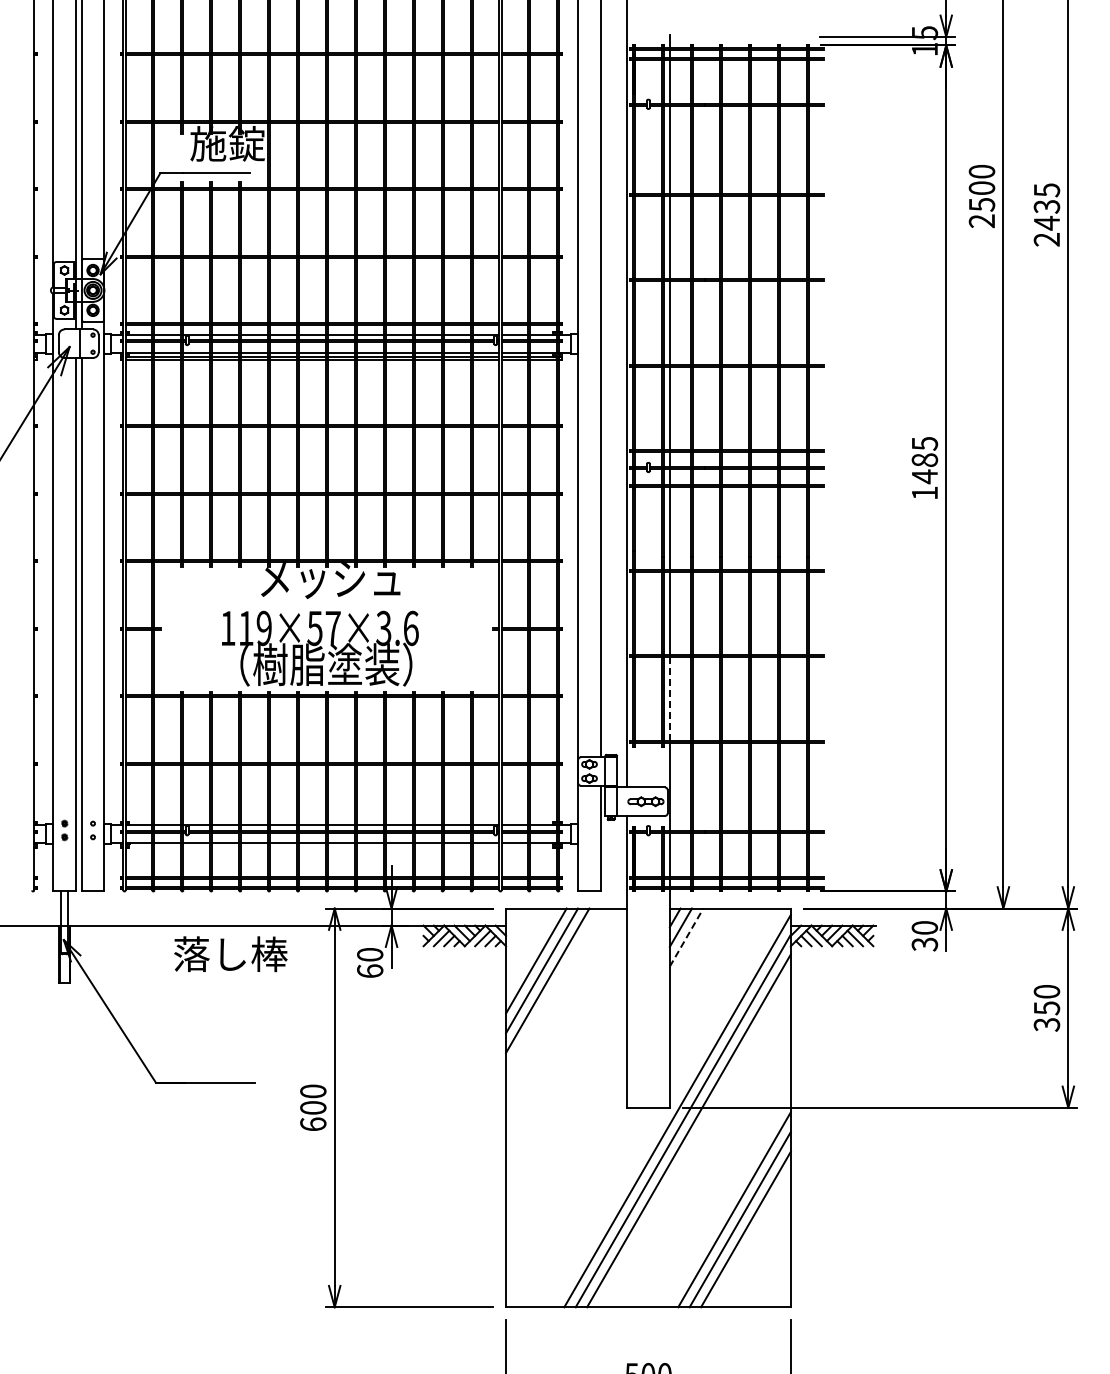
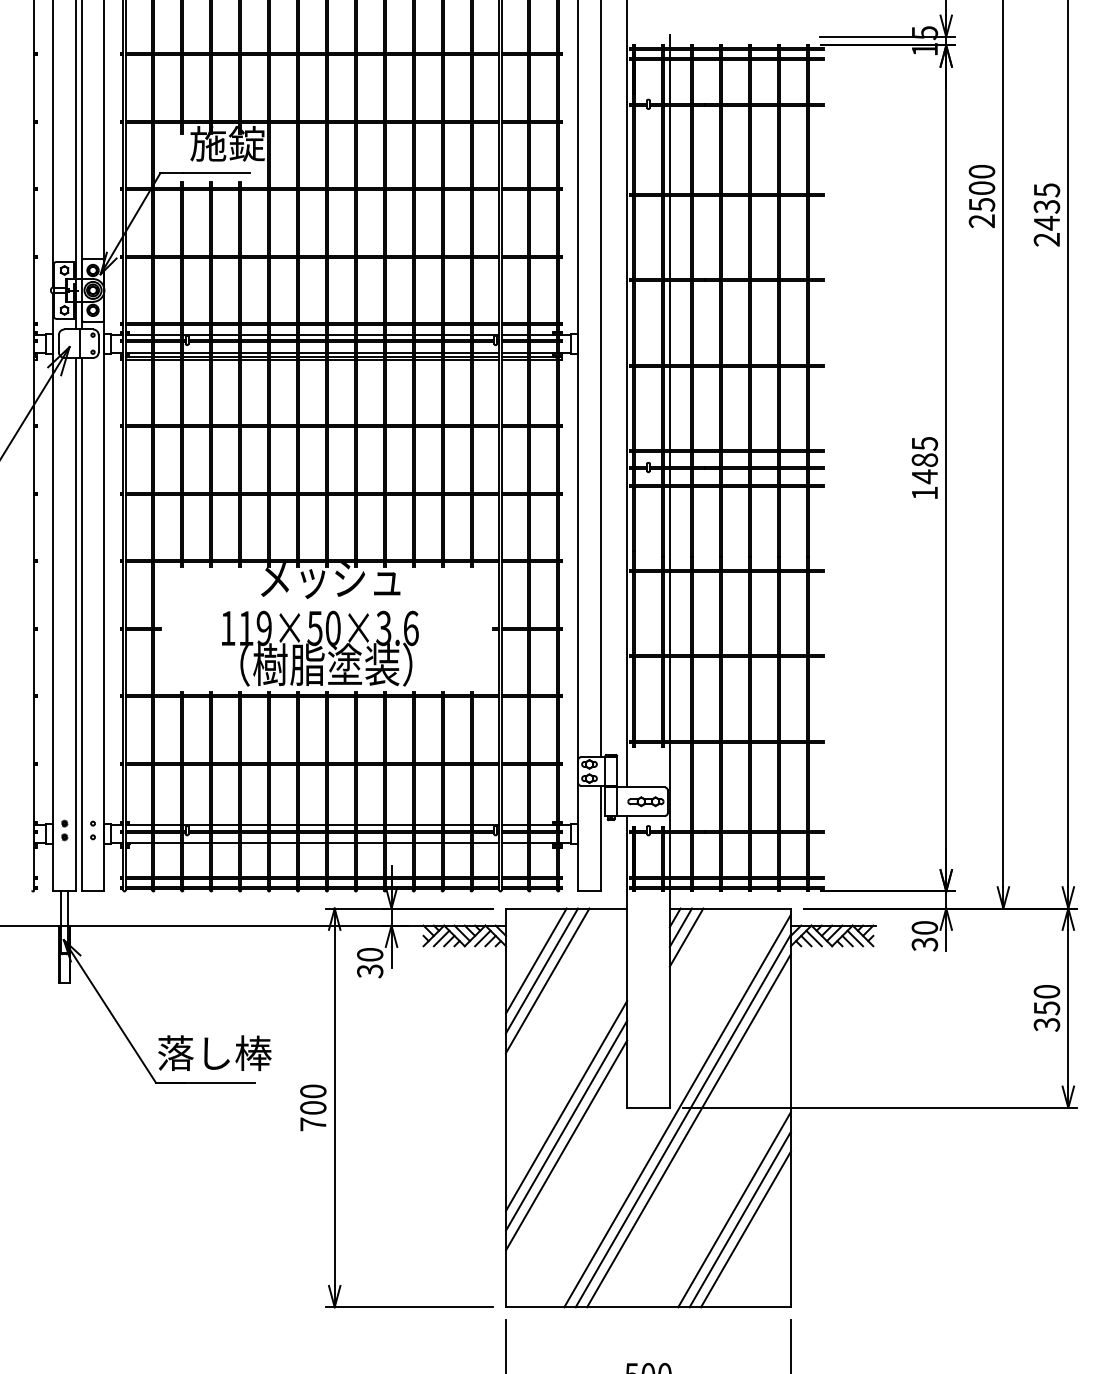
text: 119×57×3.6 -> 119×50×3.6 (332, 627)
line: dashed -> solid (669, 699)
line: dashed -> solid (686, 937)
text position: (230, 954) -> (214, 1053) (214, 1053)
text: 60 -> 30 (370, 971)
line: none -> present (566, 1105)
text: 600 -> 700 (313, 1124)
line: none -> present (566, 1125)
line: none -> present (566, 1145)
